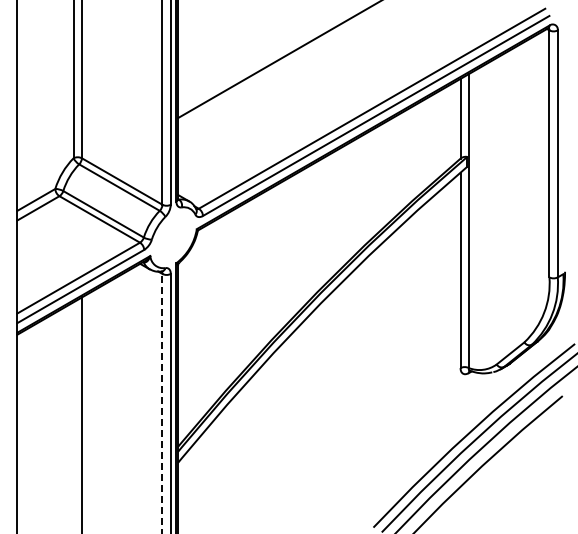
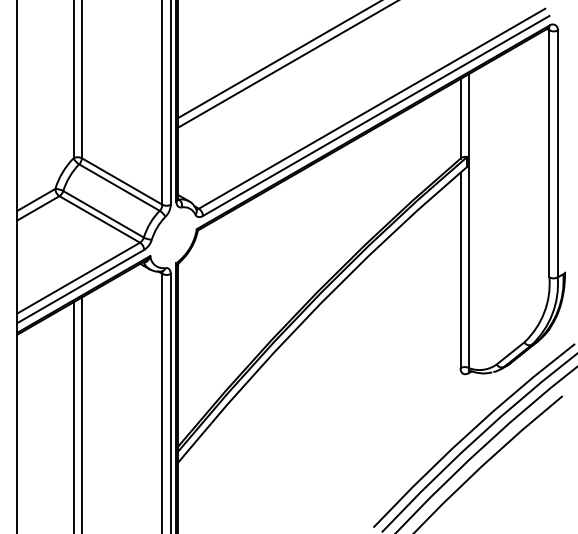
line: none -> present (286, 64)
line: dashed -> solid (162, 403)
line: none -> present (73, 416)
